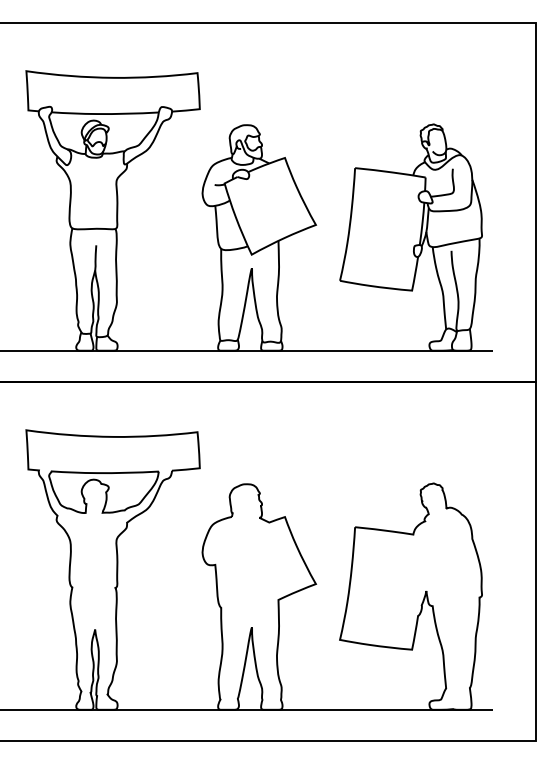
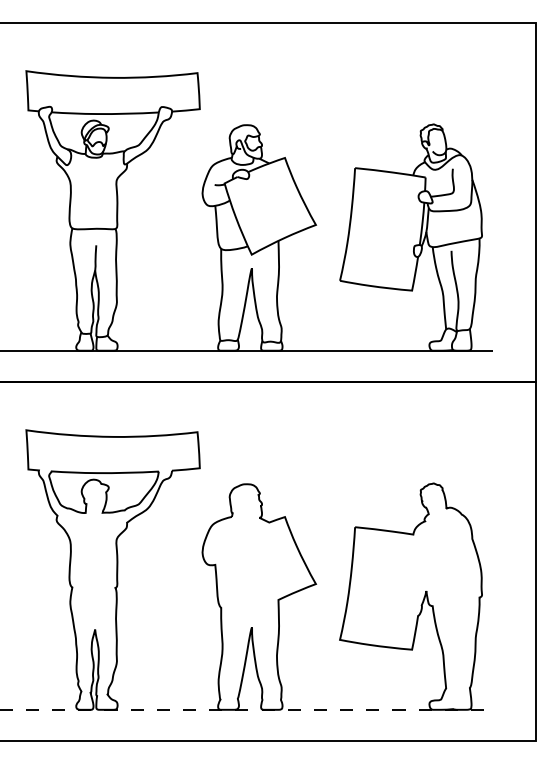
line: solid -> dashed (246, 709)
